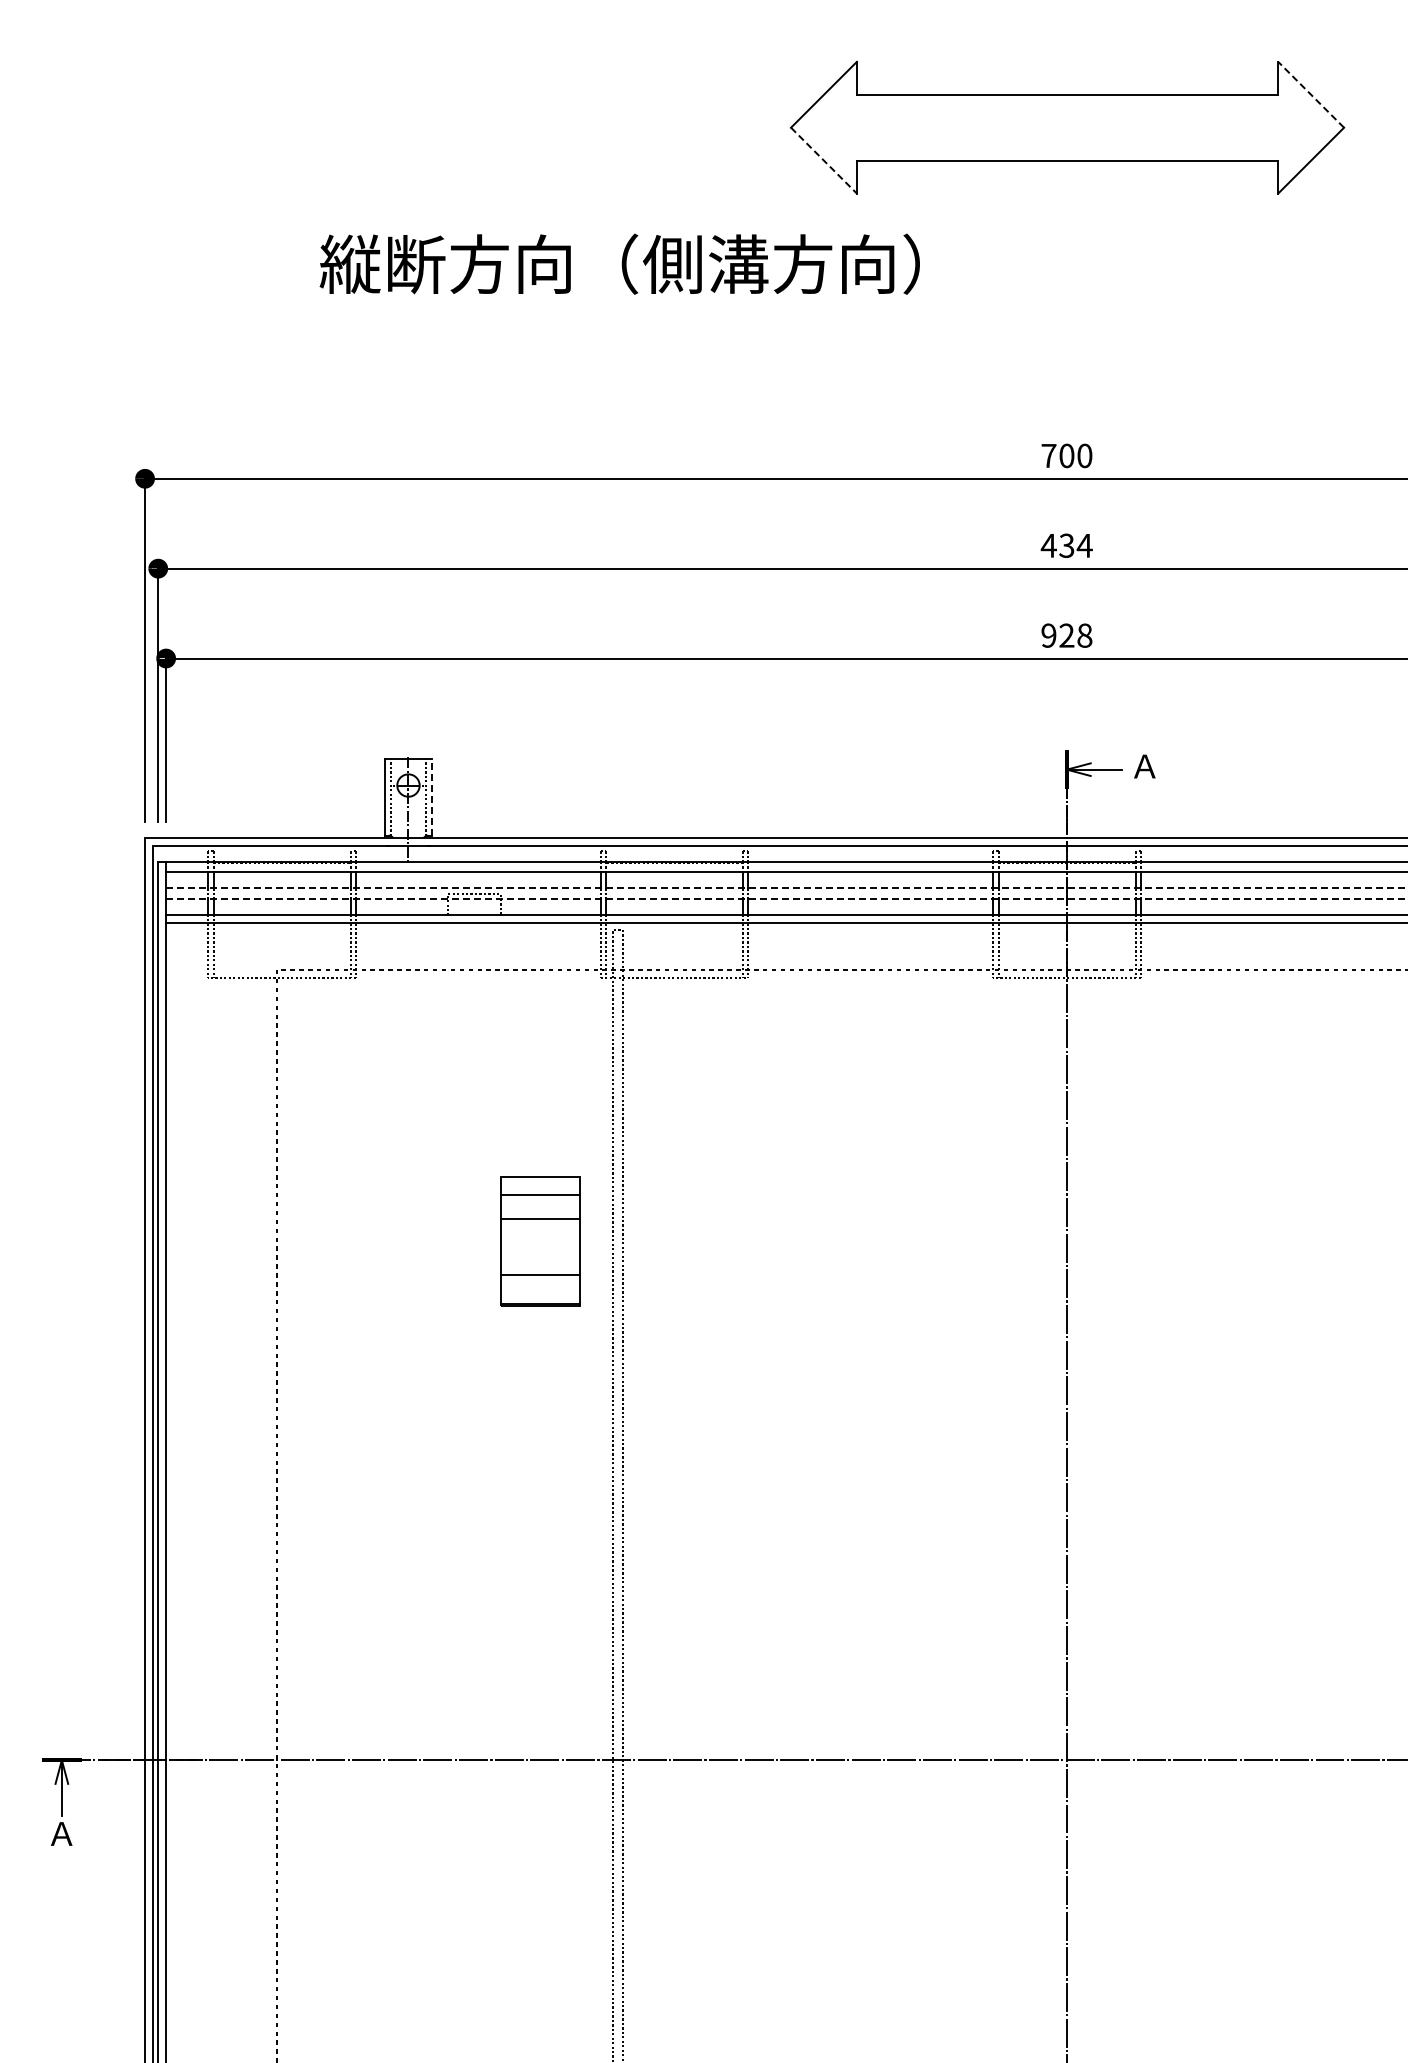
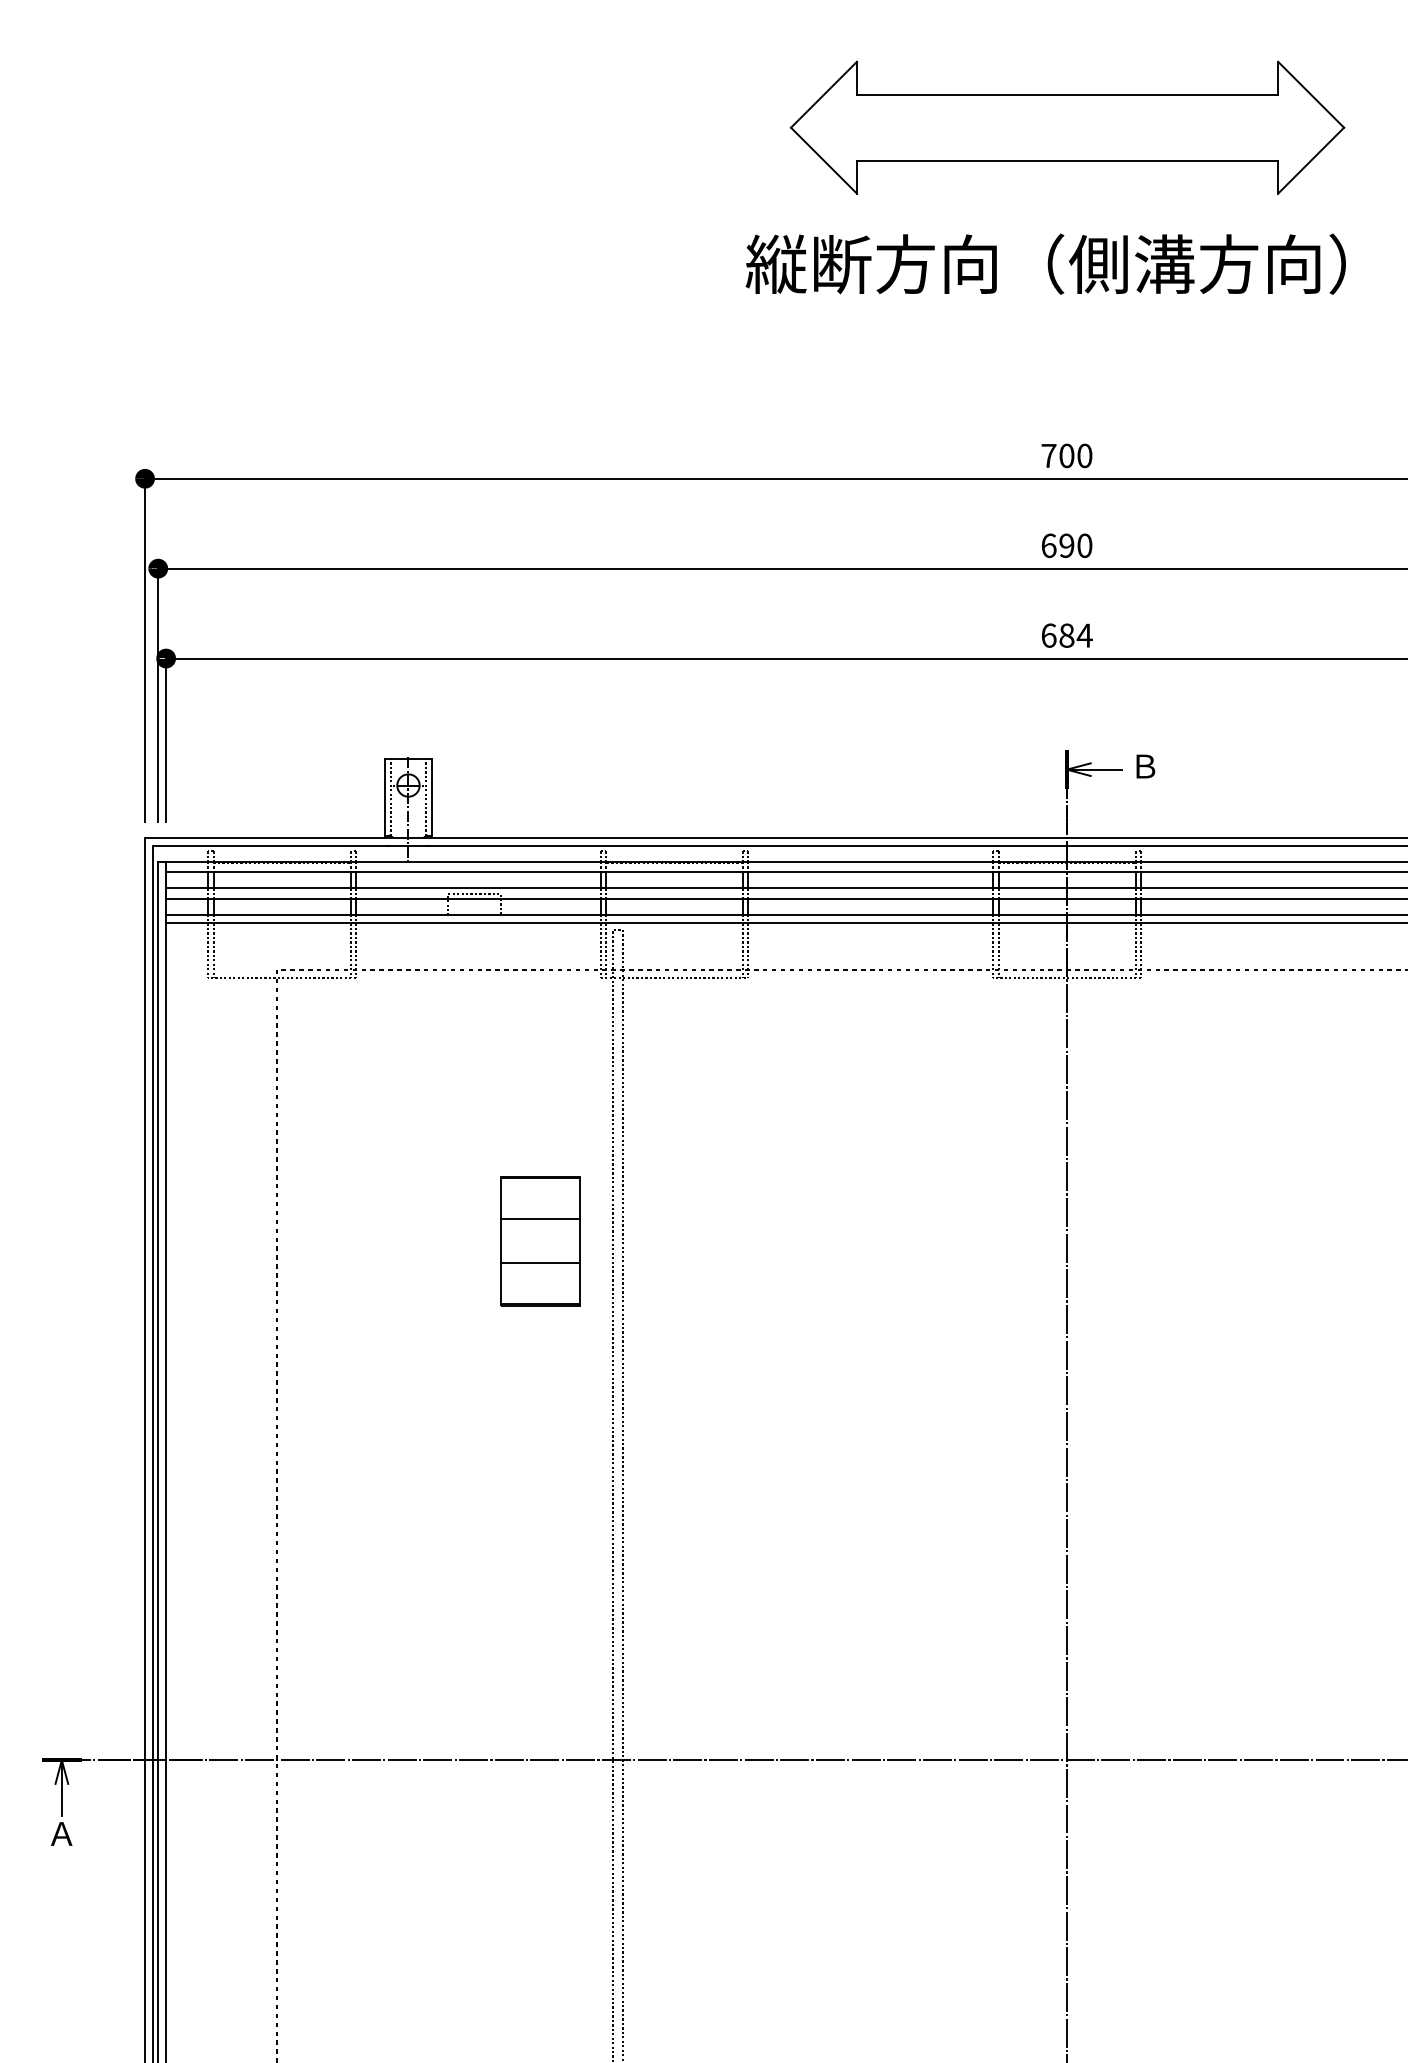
line: dashed -> solid (1311, 94)
line: dashed -> solid (823, 160)
text position: (619, 263) -> (1045, 263) (1045, 263)
text: 434 -> 690 (1066, 545)
text: 928 -> 684 (1066, 635)
text: Ａ -> Ｂ (1144, 766)
line: dashed -> solid (431, 796)
line: dashed -> solid (787, 888)
line: dashed -> solid (787, 898)
line position: (539, 1195) -> (539, 1178) (539, 1178)
line position: (539, 1275) -> (539, 1263) (539, 1263)
